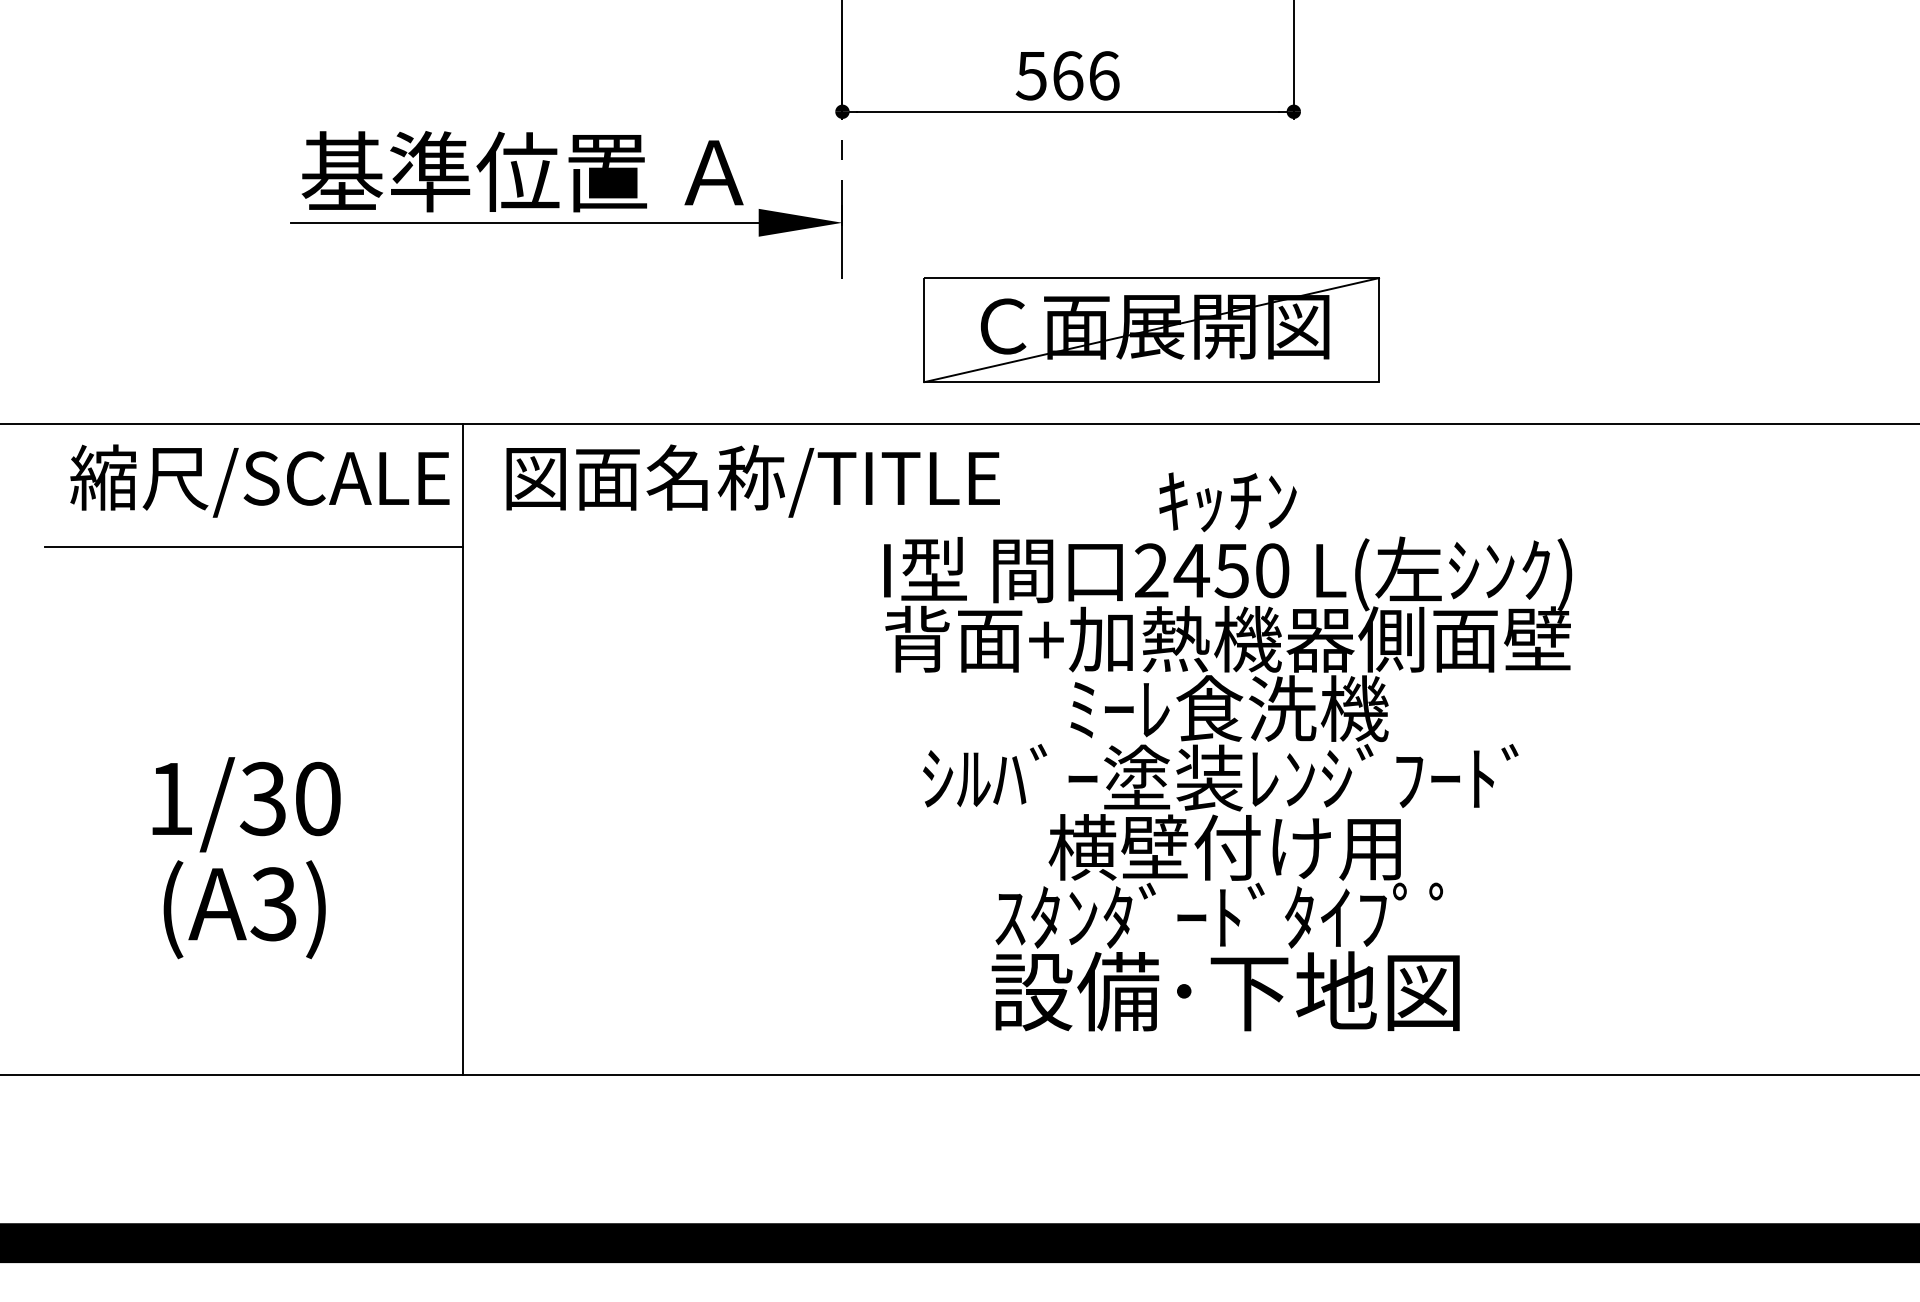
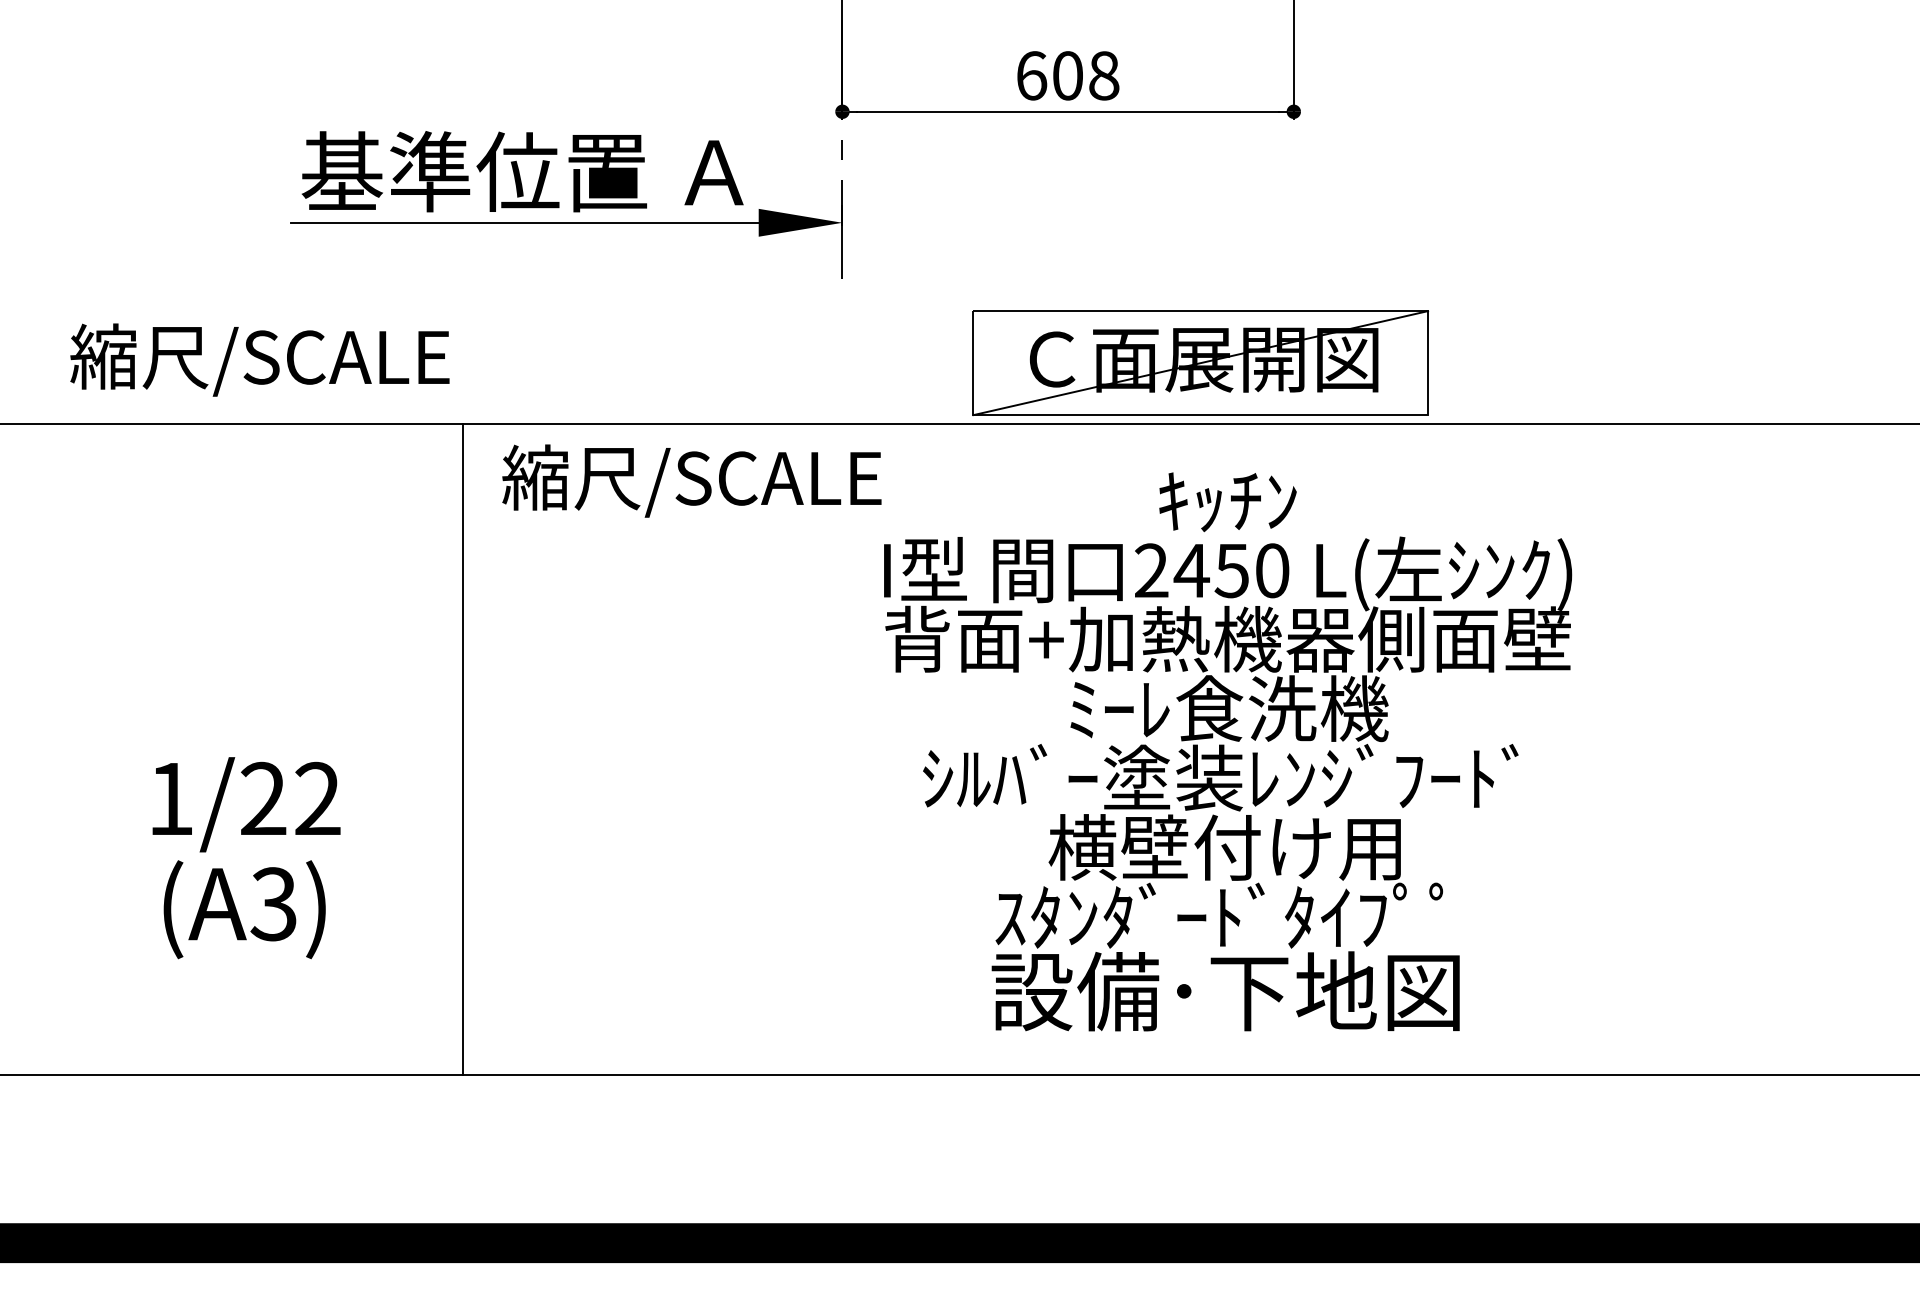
text: 566 -> 608 (1067, 75)
part position: (1151, 329) -> (1200, 362) (1200, 362)
text position: (259, 480) -> (259, 359) (259, 359)
text: 図面名称/TITLE -> 縮尺/SCALE (750, 480)
line: present -> none (253, 546)
text: 1/30 -> 1/22 (289, 798)
